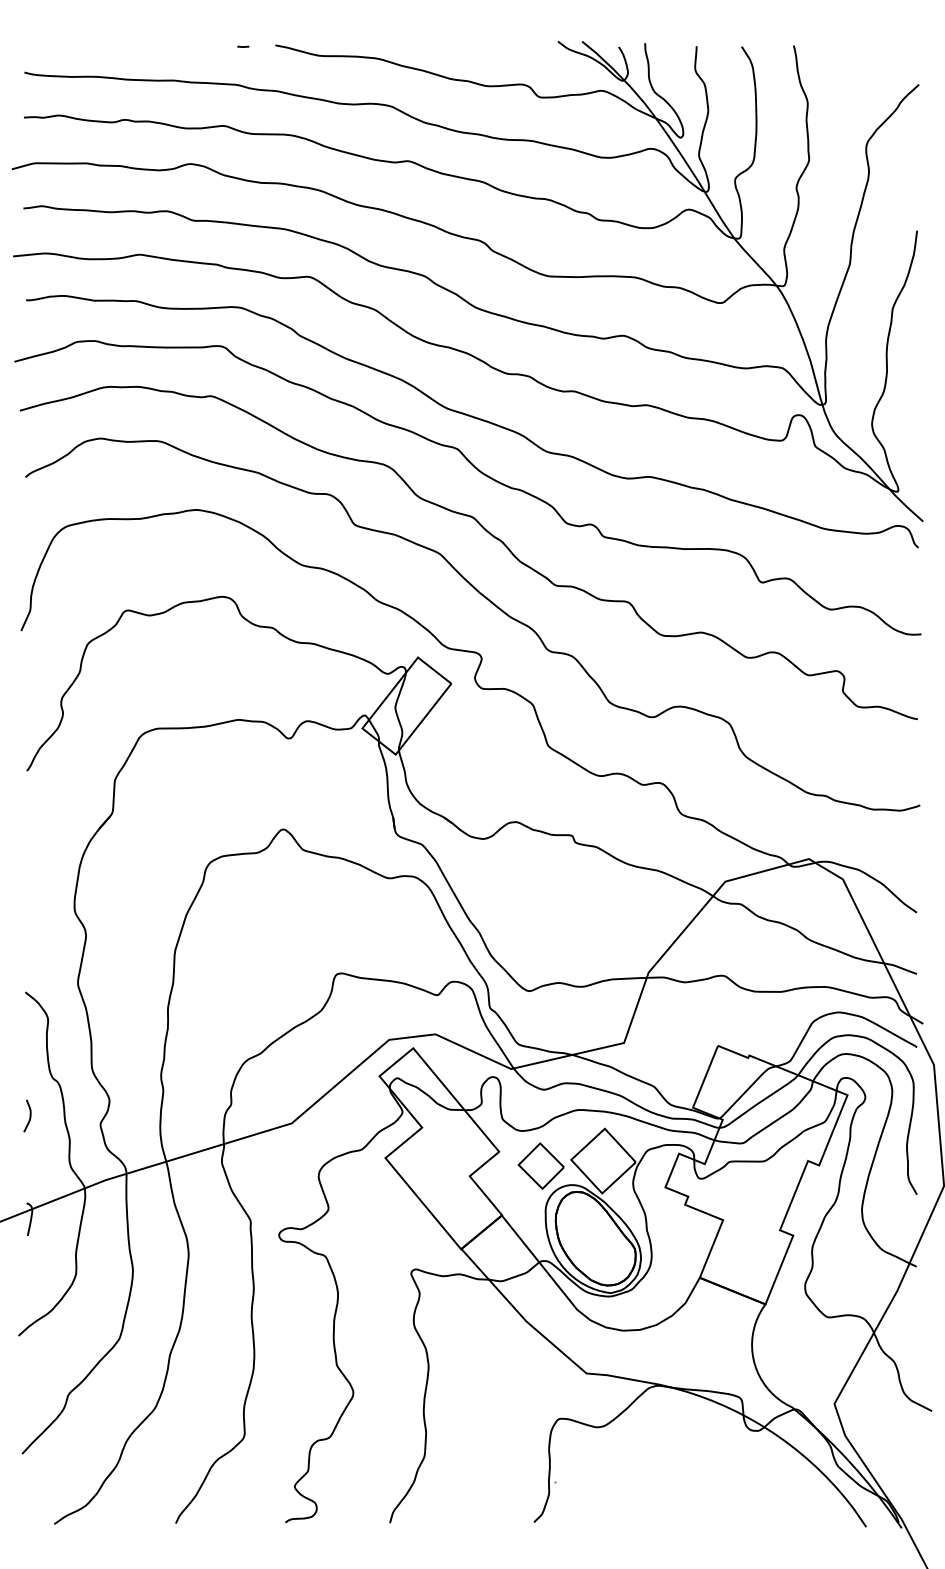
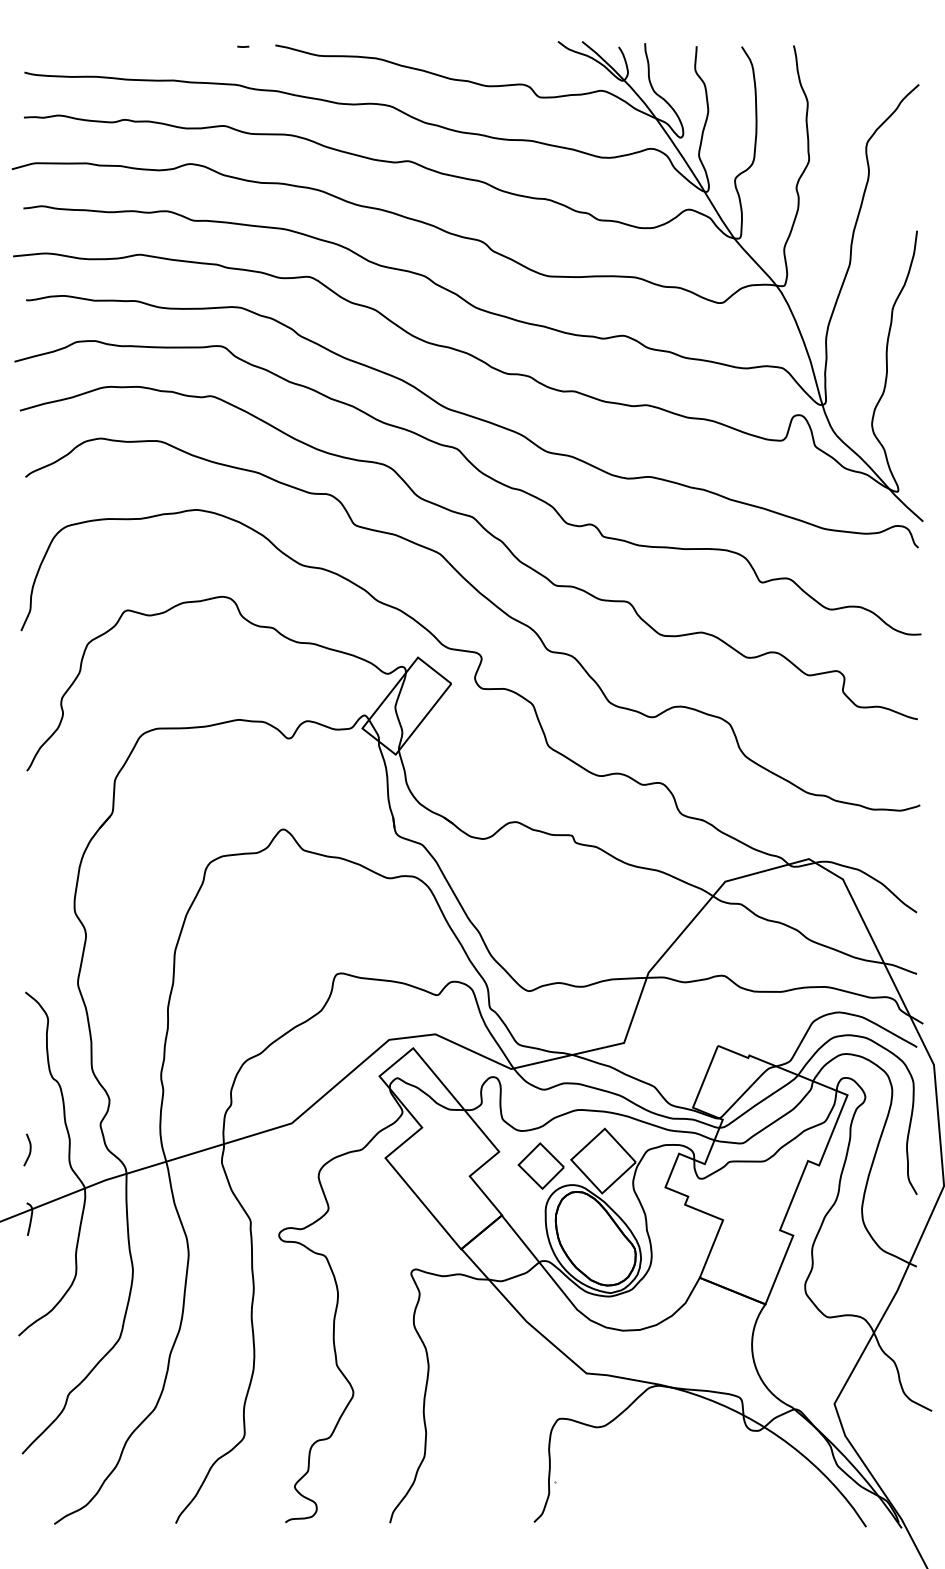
curve position: (29, 1115) -> (29, 1149) (29, 1149)
